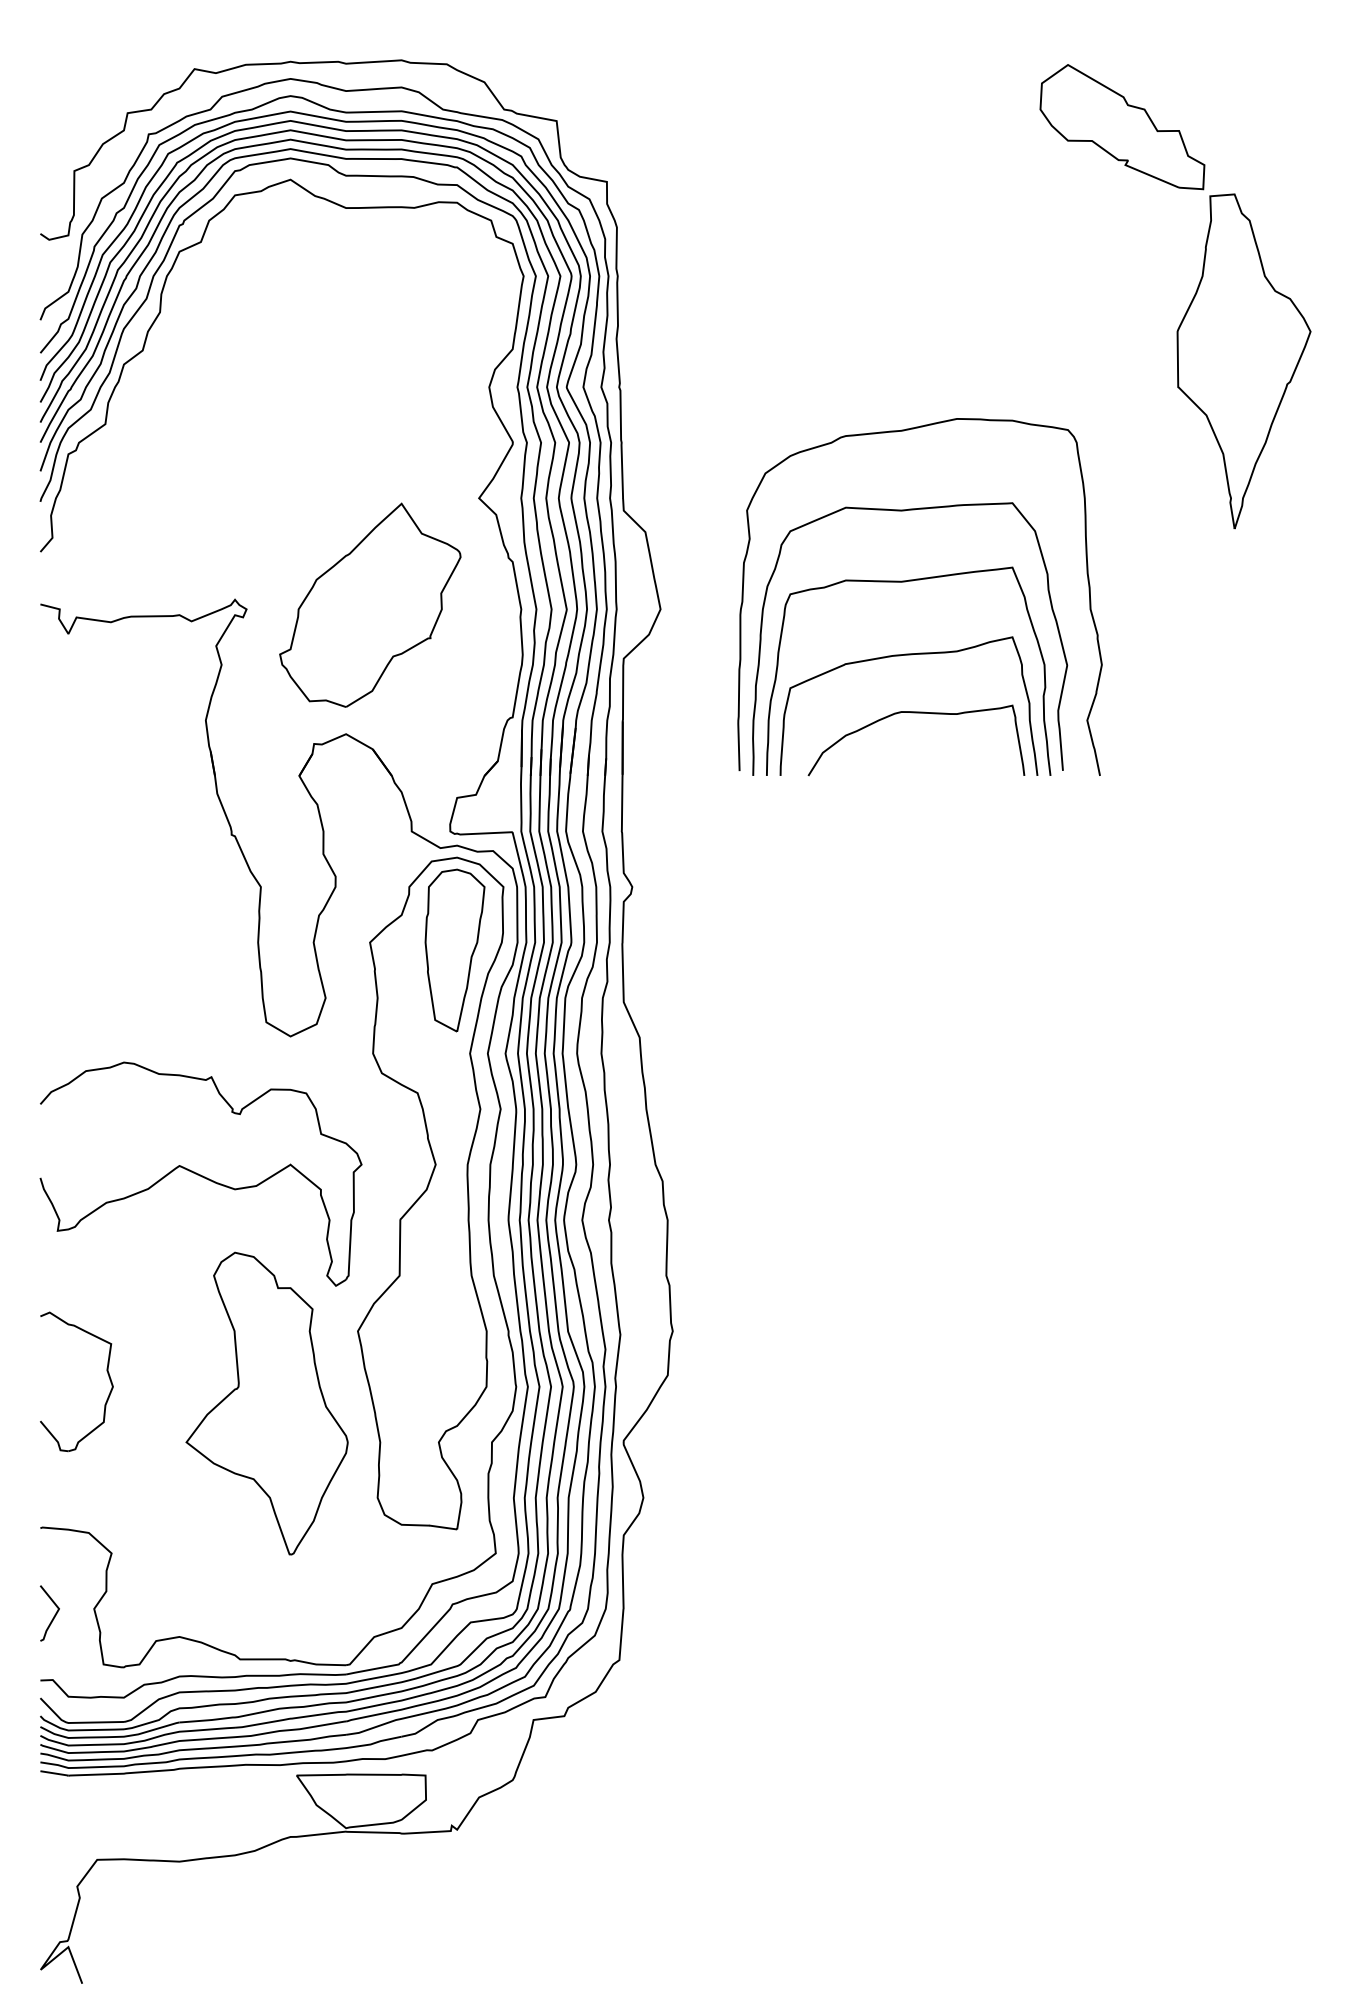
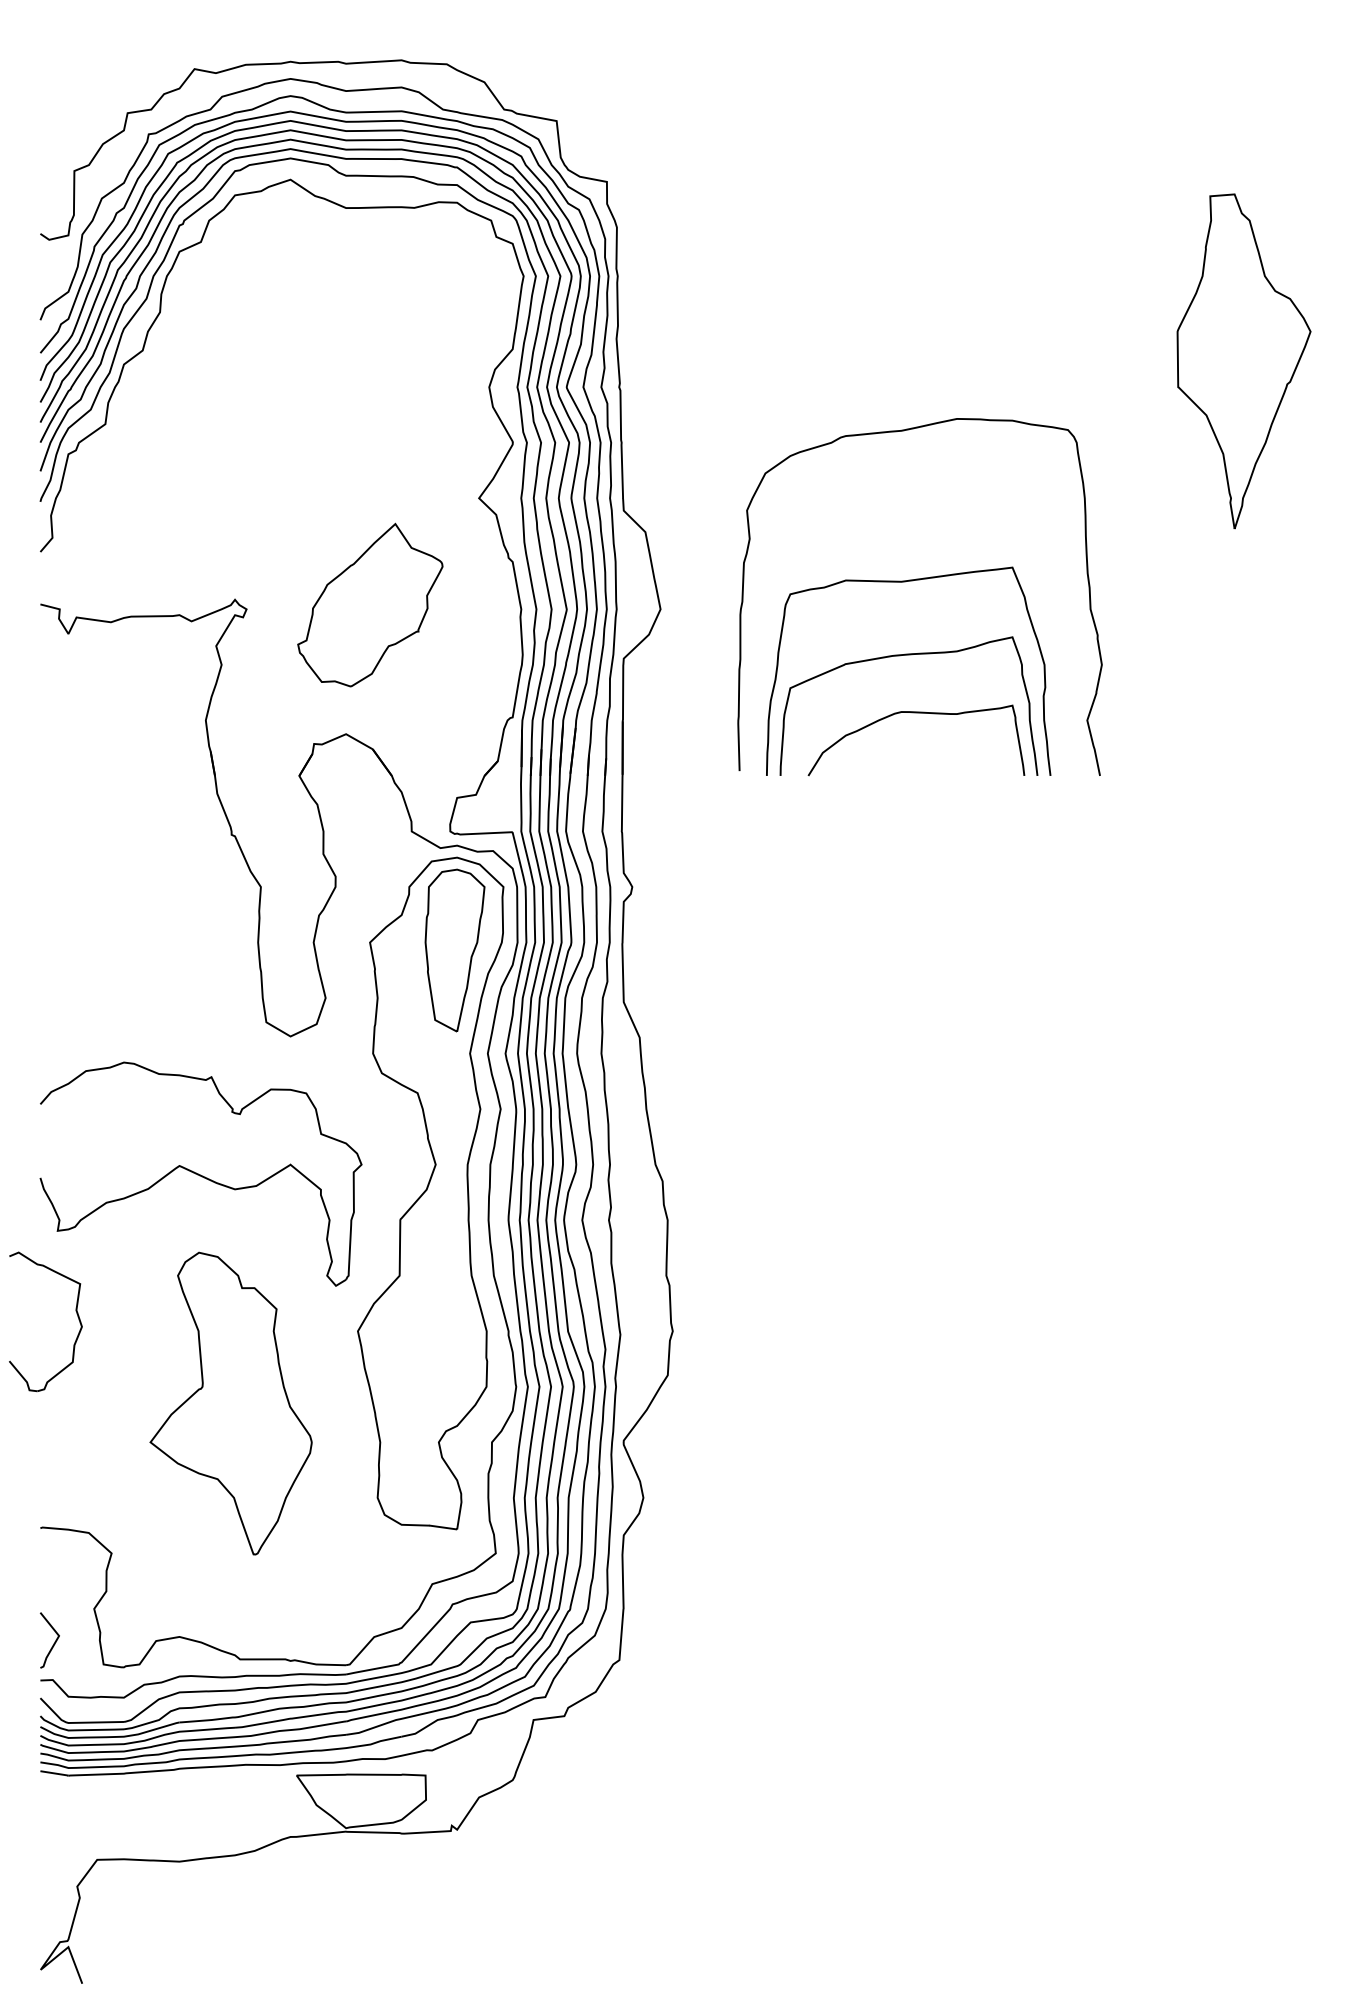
part: present -> none (1122, 127)
curve: present -> none (905, 511)
part size: 183x206 px -> 147x166 px (370, 604)
part position: (106, 1371) -> (75, 1311) (75, 1311)
part position: (266, 1403) -> (230, 1403) (230, 1403)
line position: (53, 1616) -> (53, 1643) (53, 1643)
